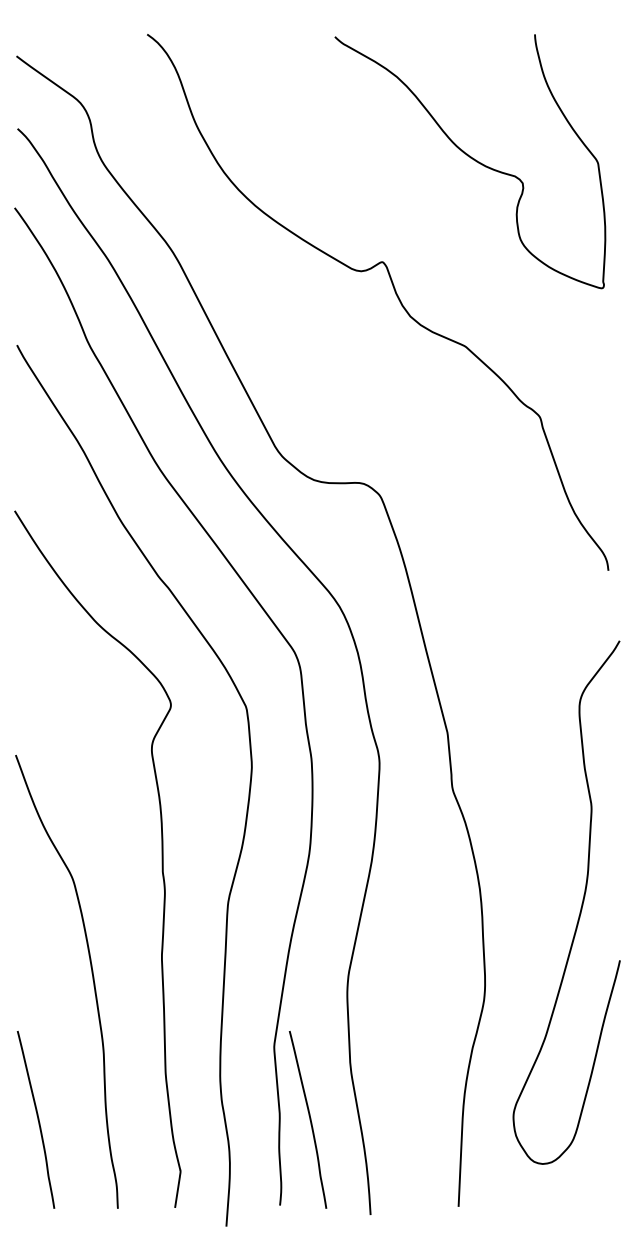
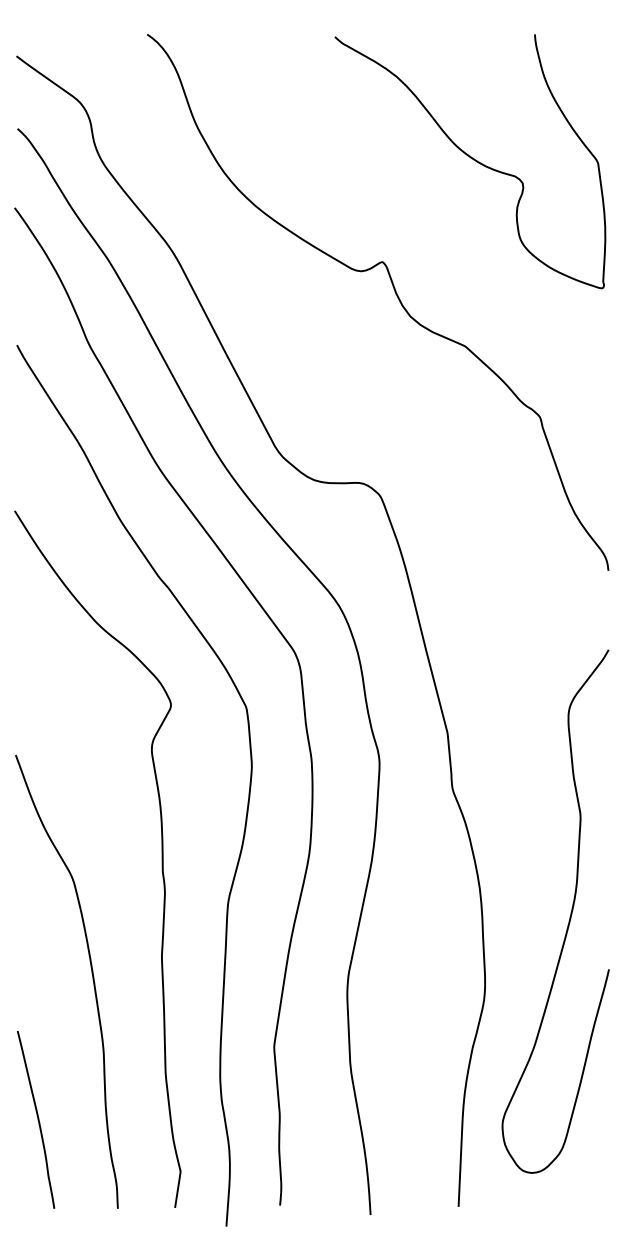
curve position: (580, 907) -> (569, 916) (569, 916)
curve: present -> none (309, 1119)
